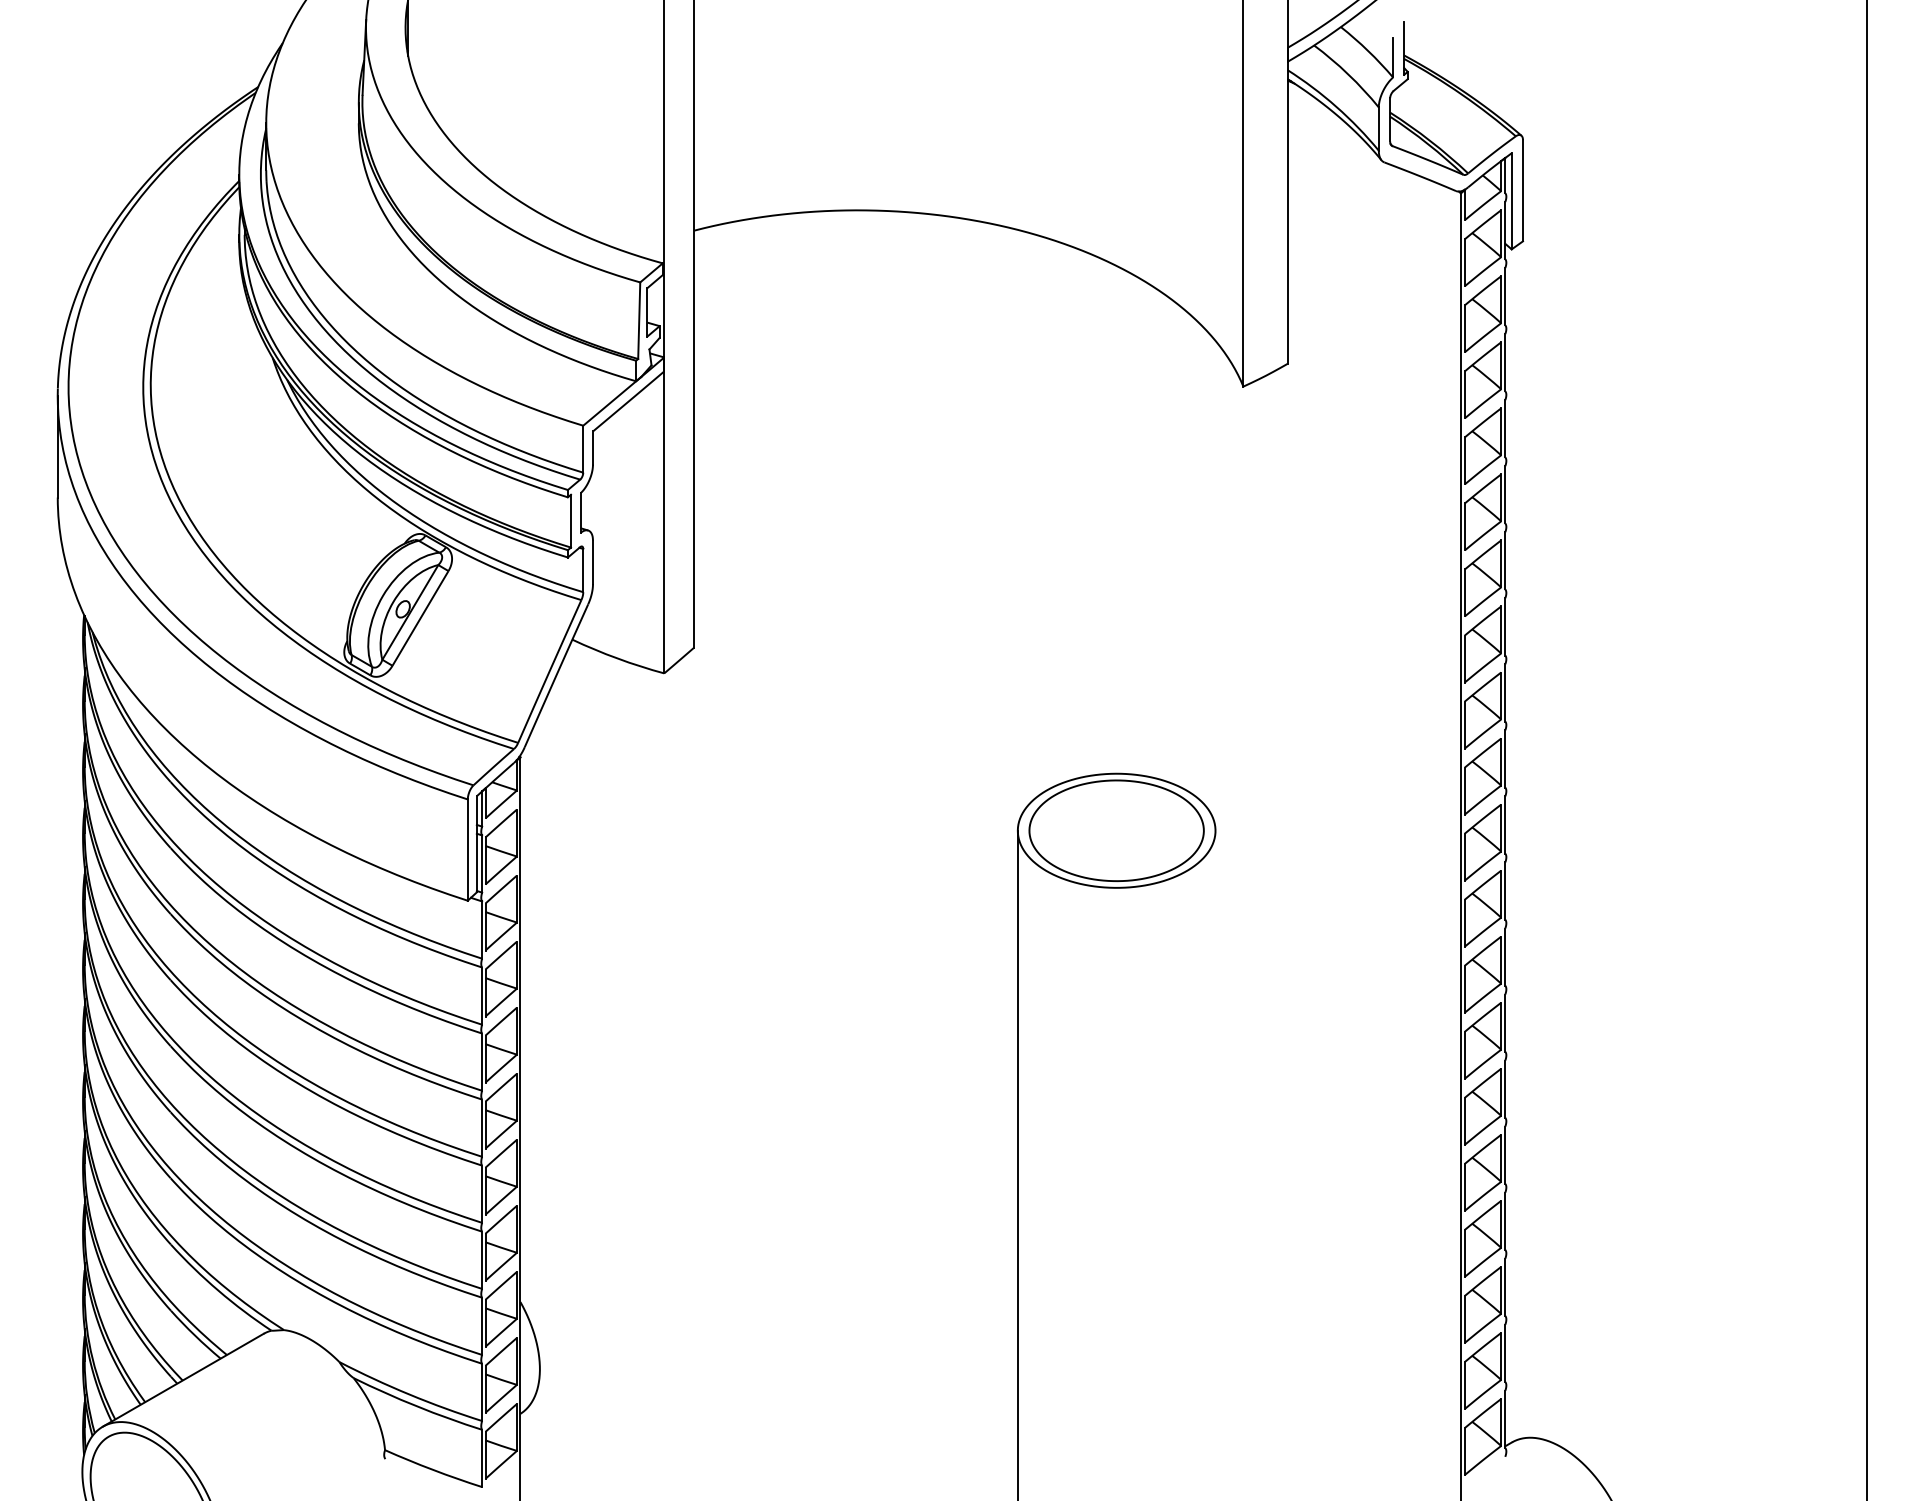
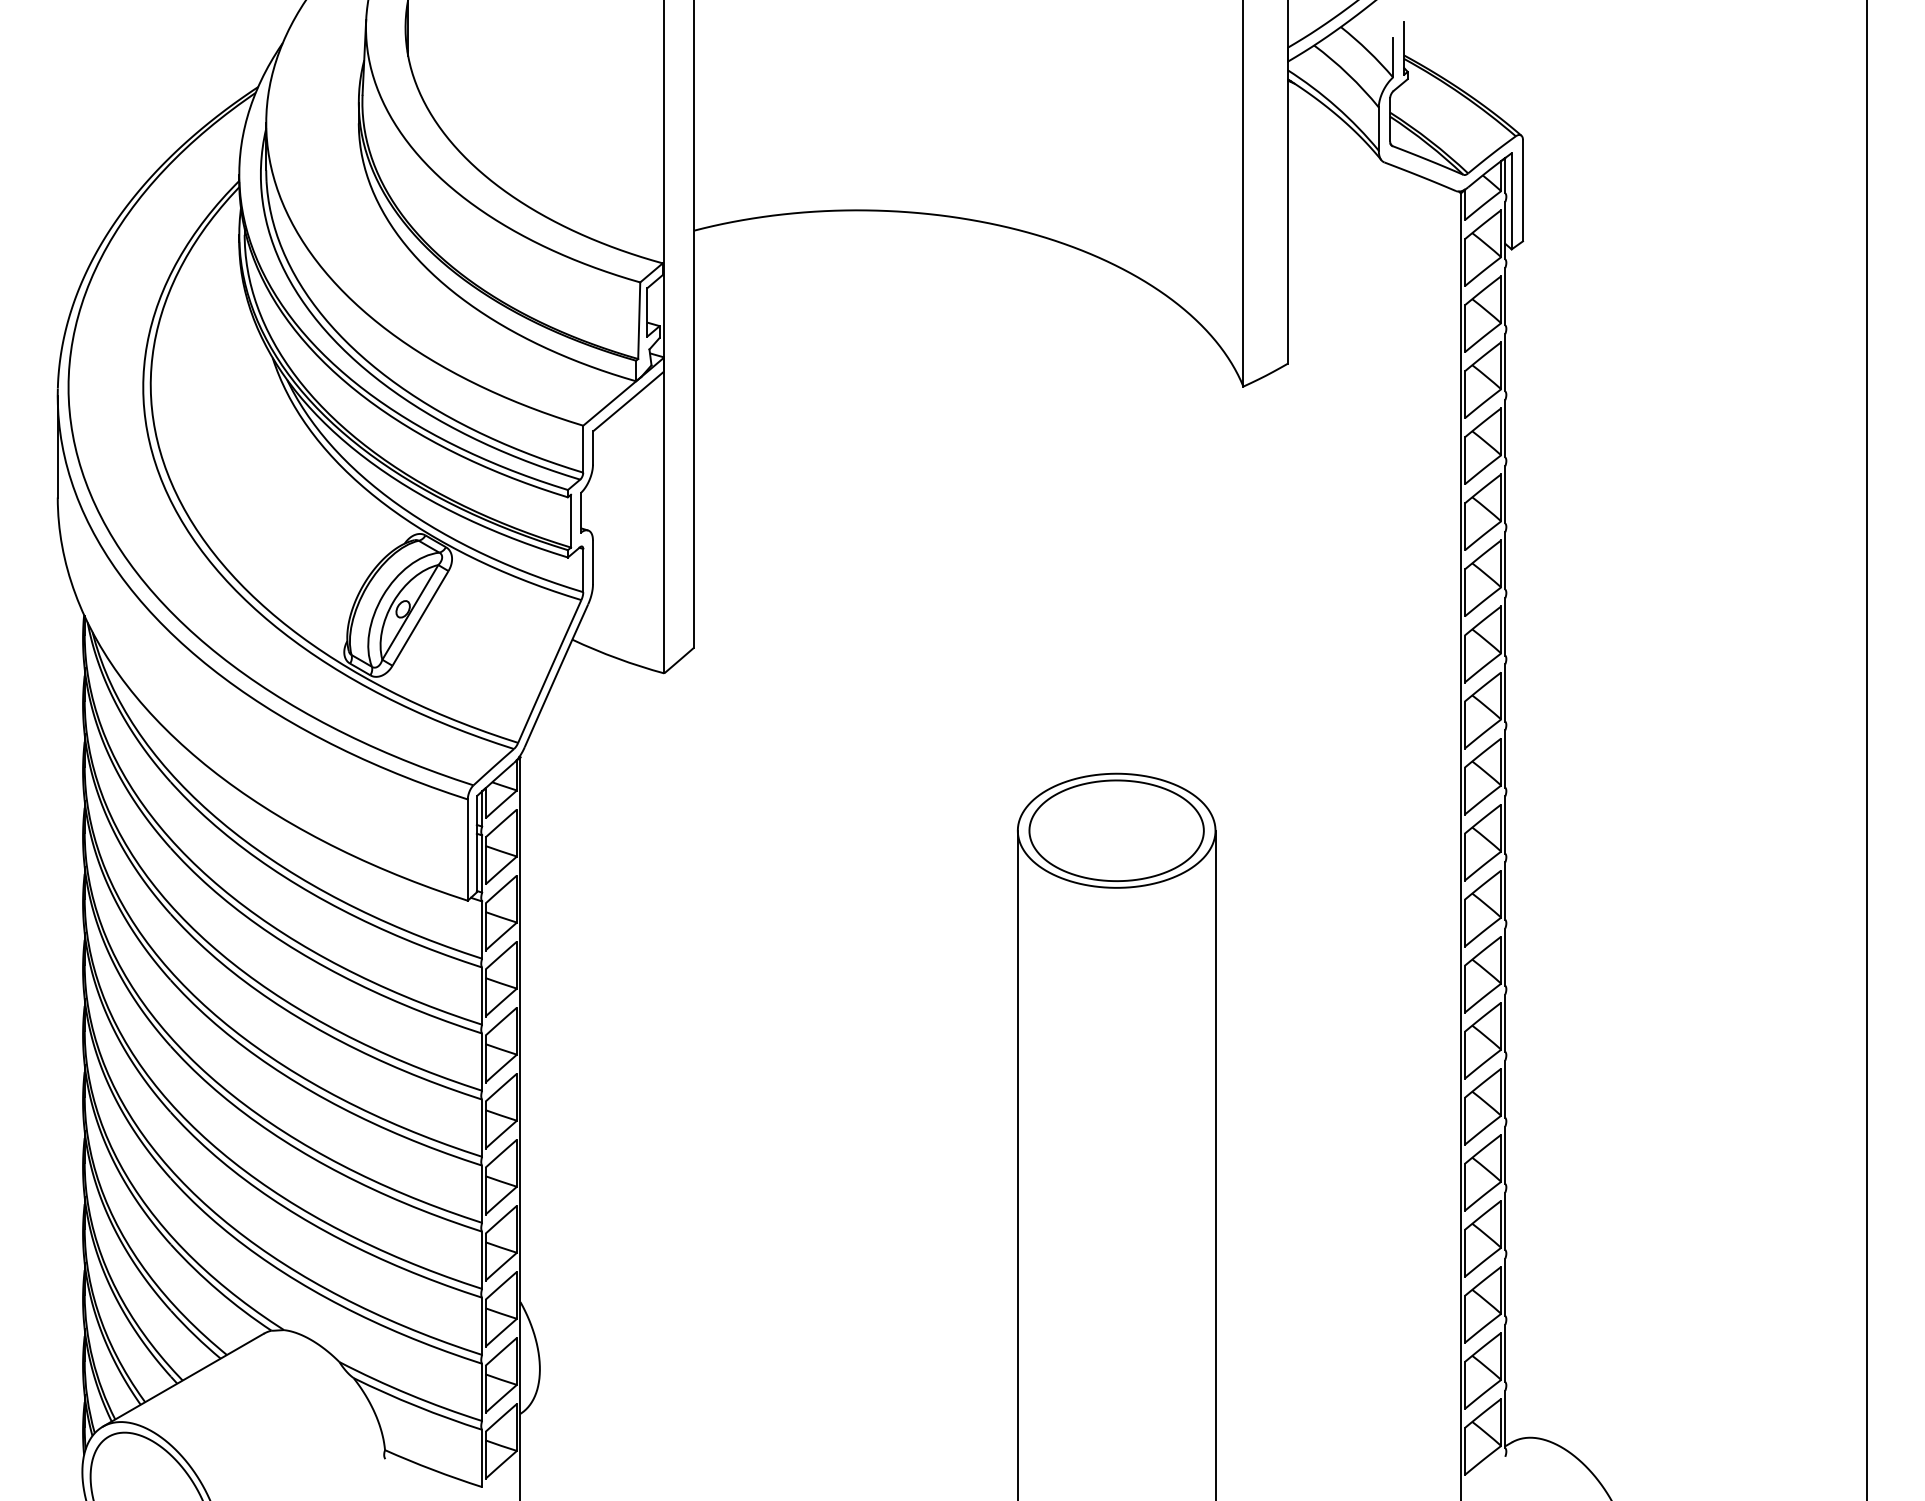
line: none -> present (1215, 1163)
